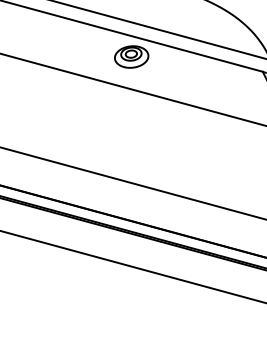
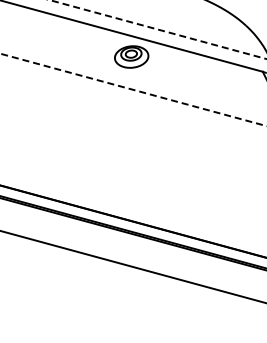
line: solid -> dashed (158, 29)
line: solid -> dashed (133, 90)
line: present -> none (132, 183)
